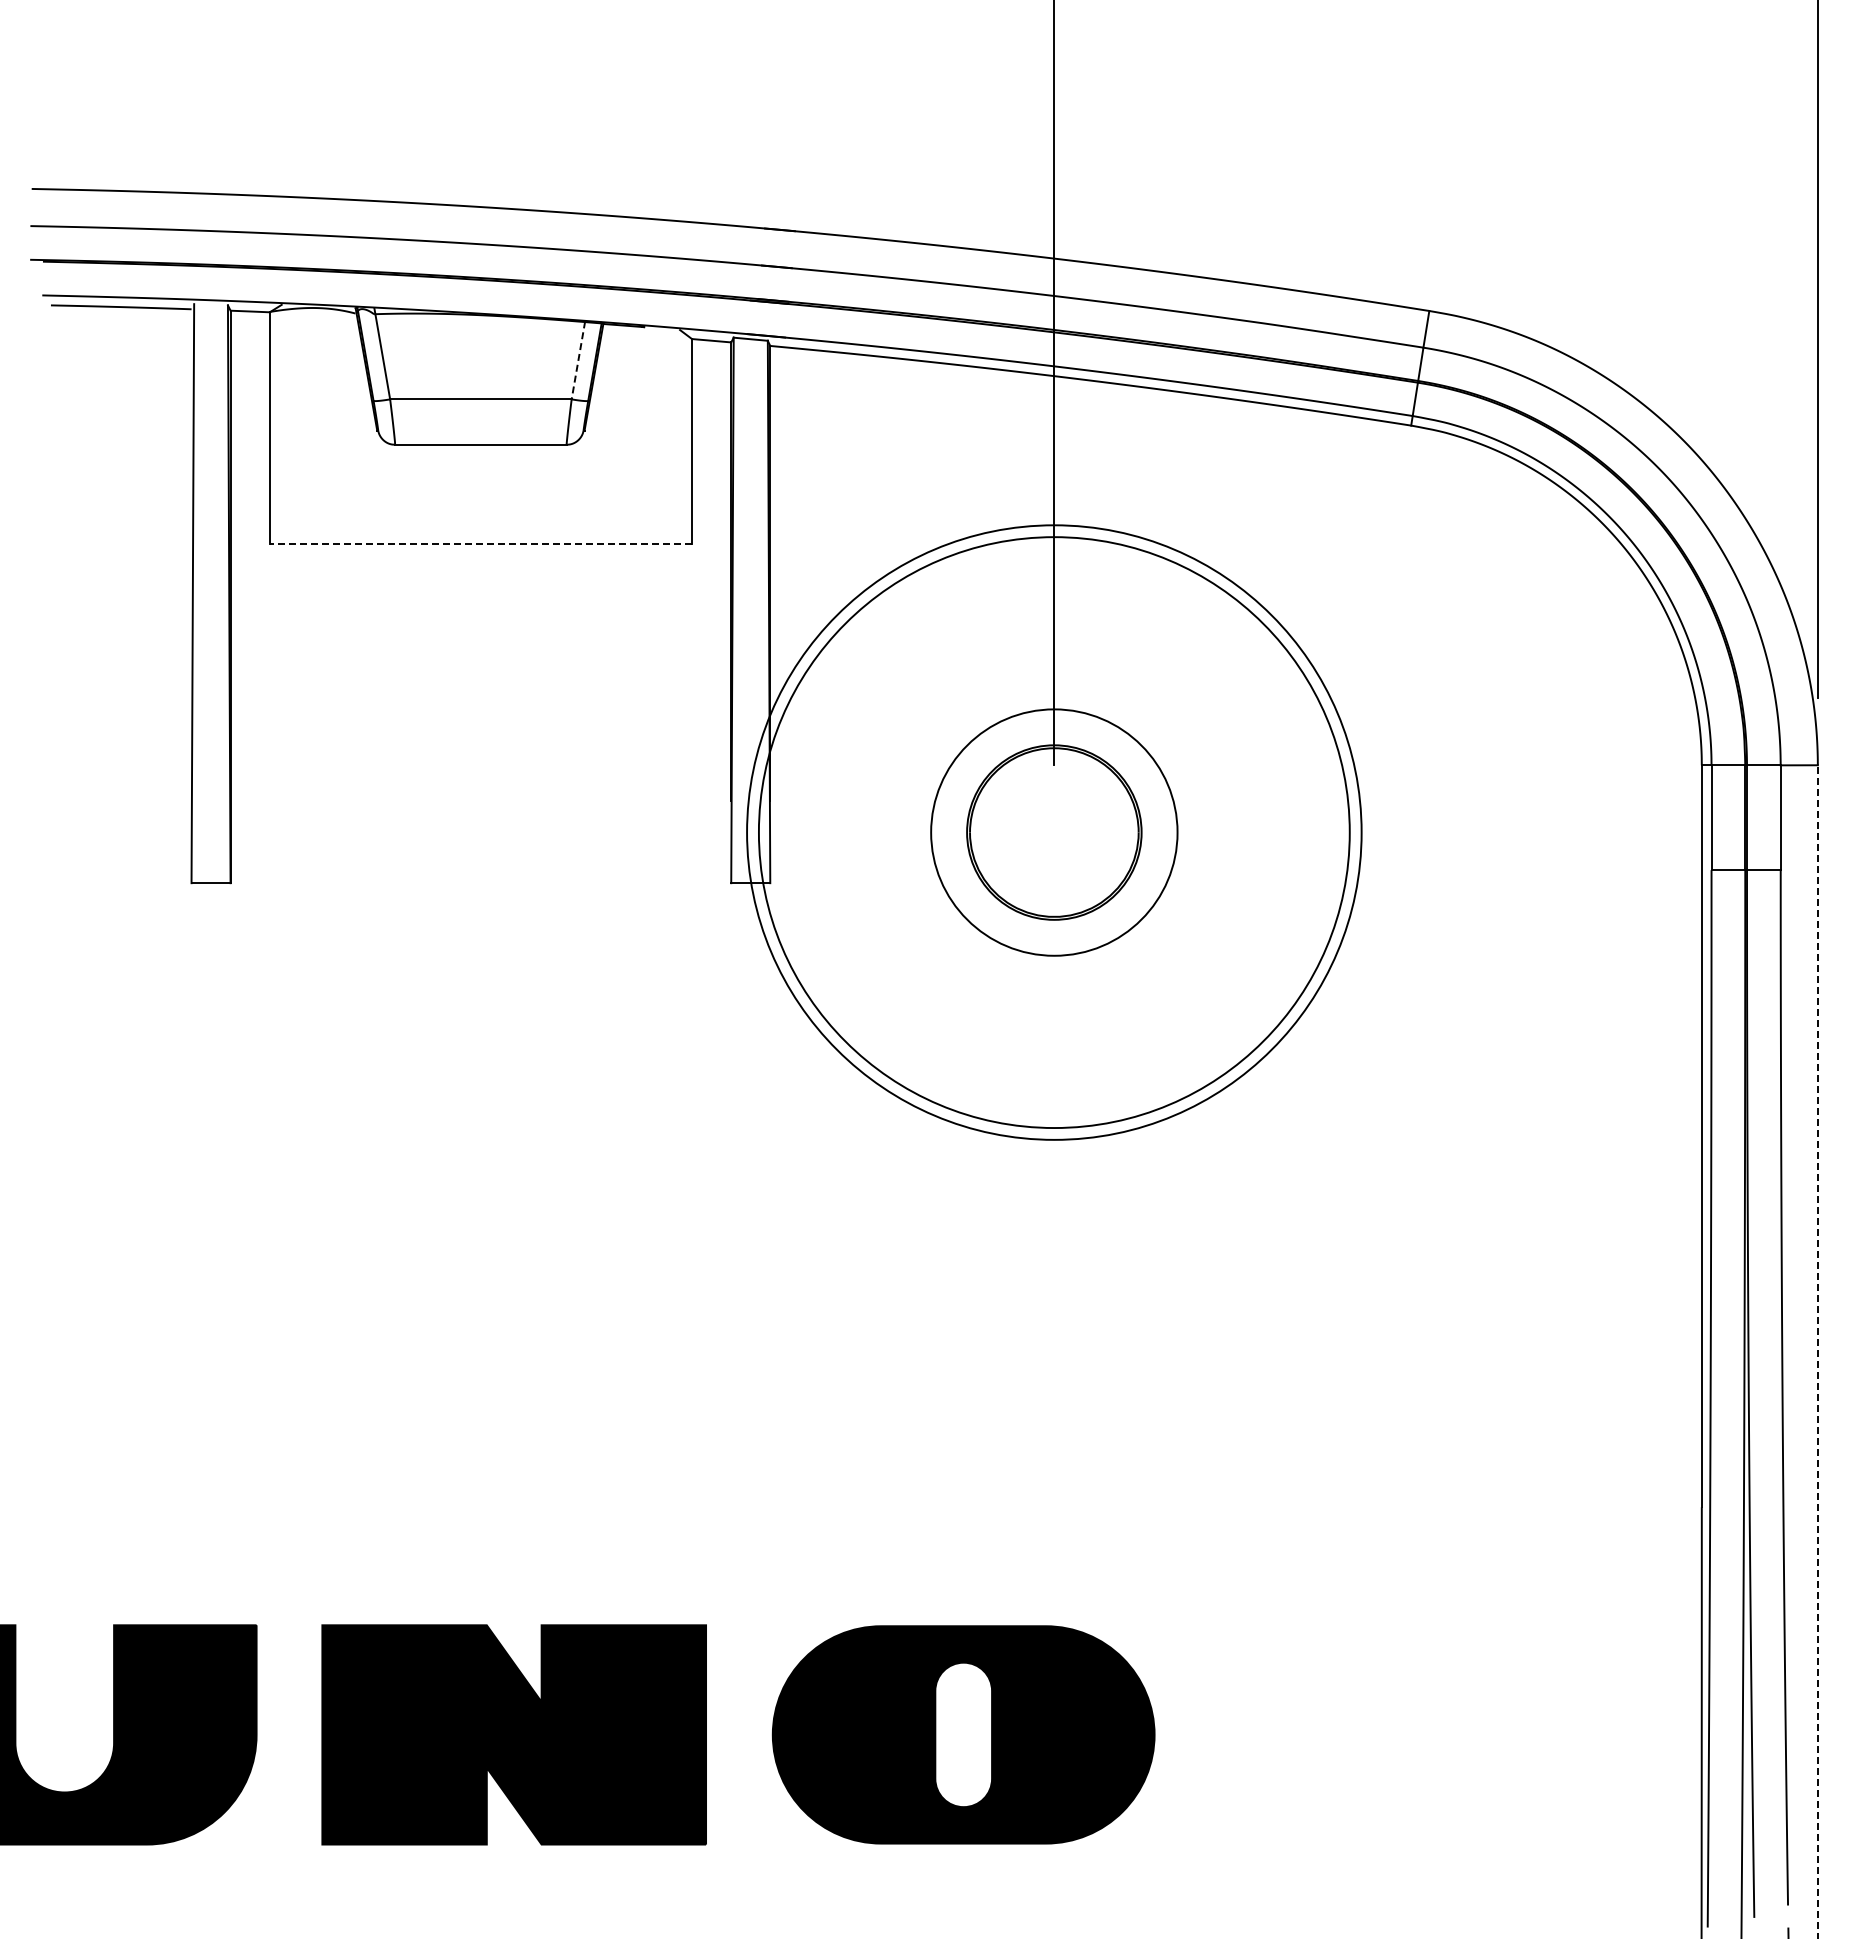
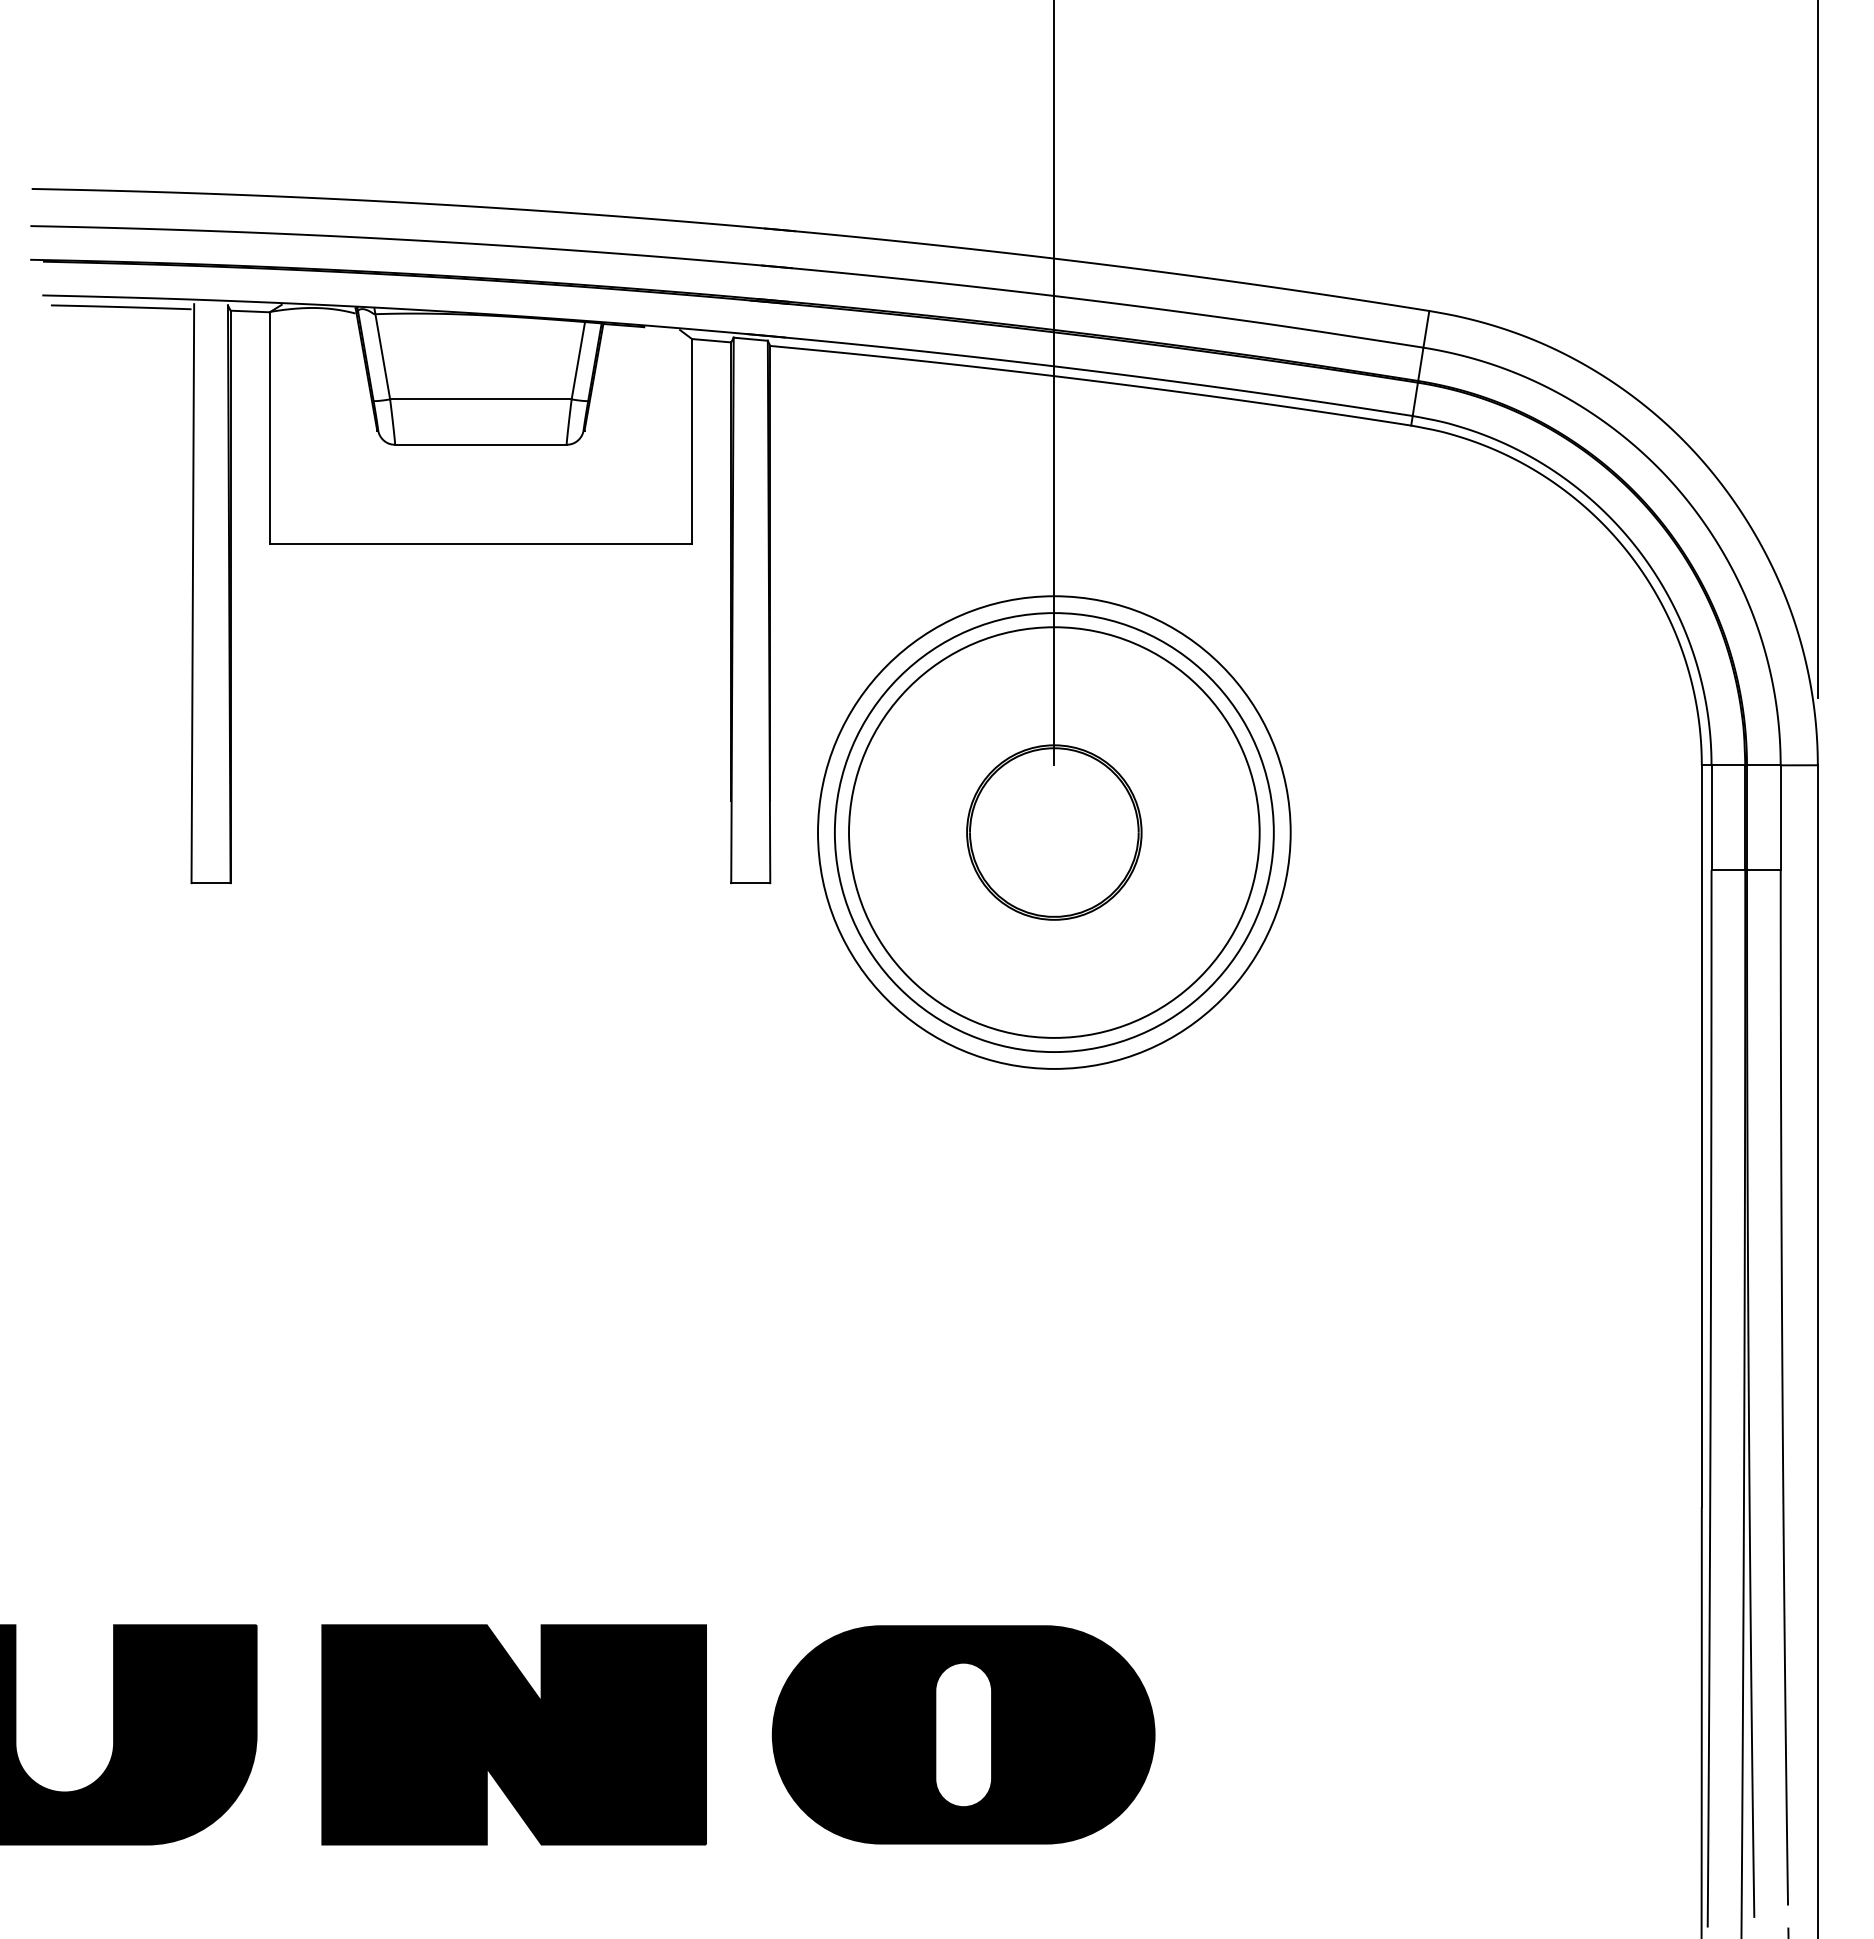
line: dashed -> solid (578, 360)
line: dashed -> solid (480, 544)
circle diameter: 591 px -> 473 px (1054, 832)
circle diameter: 246 px -> 411 px (1054, 832)
circle diameter: 615 px -> 439 px (1053, 832)
line: dashed -> solid (1817, 1351)
